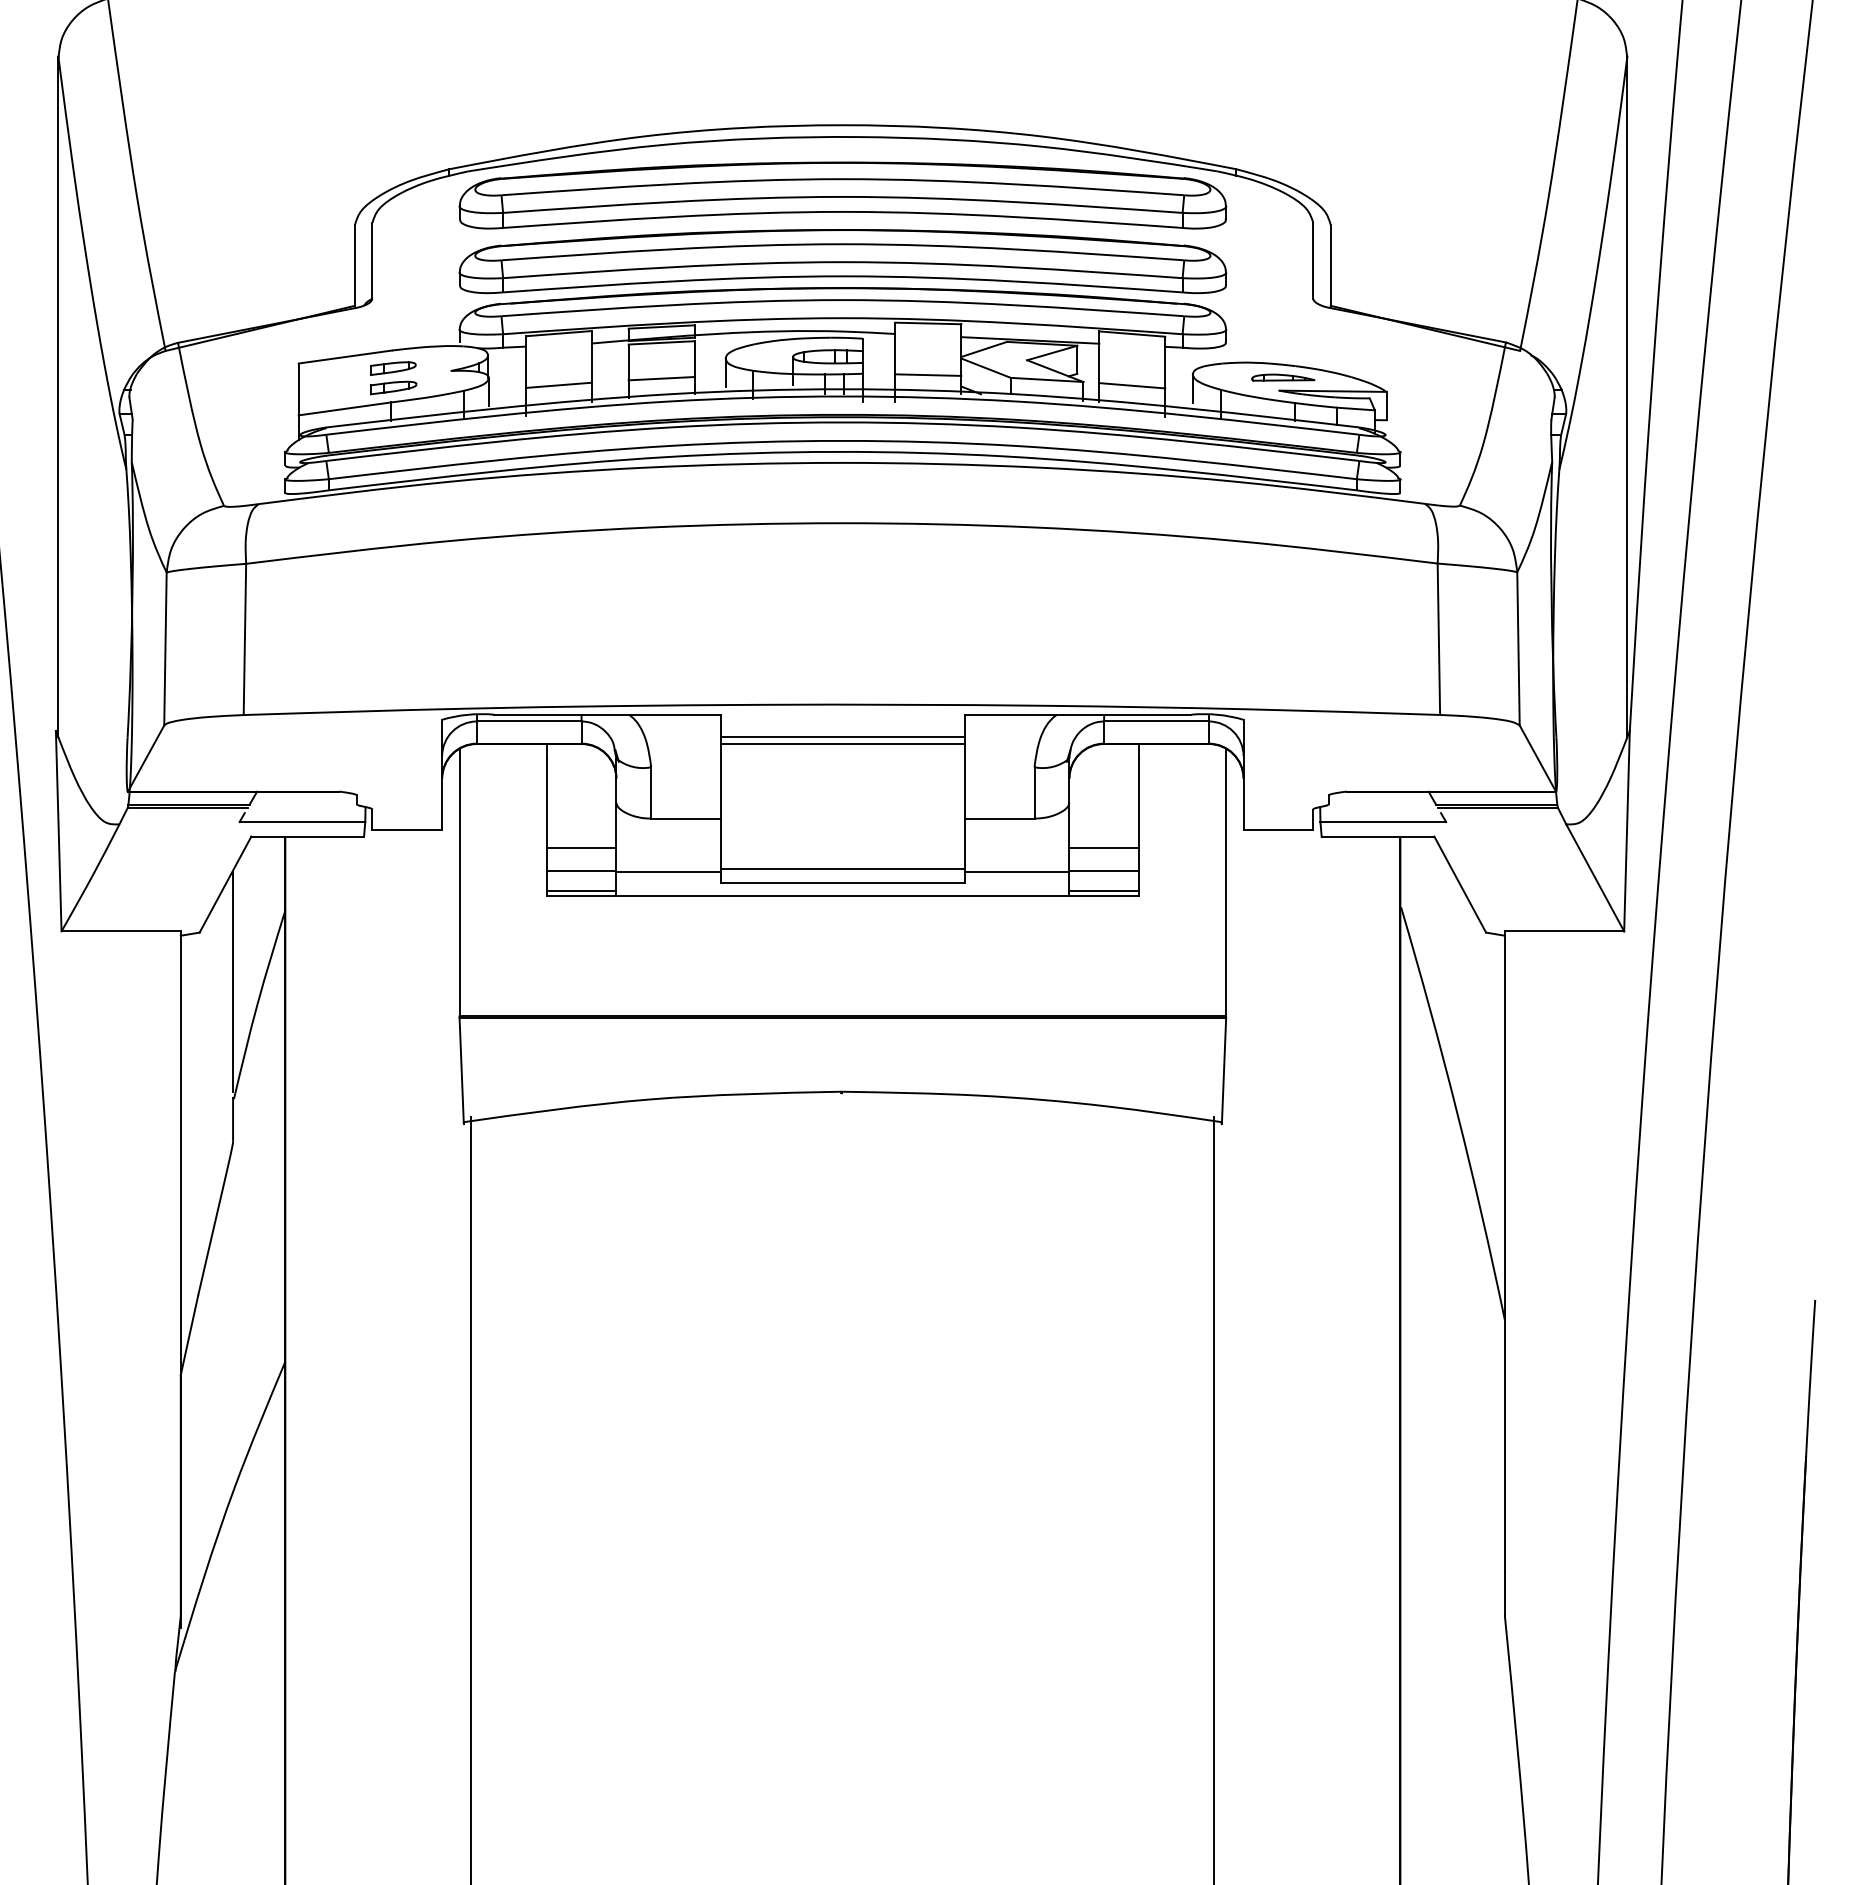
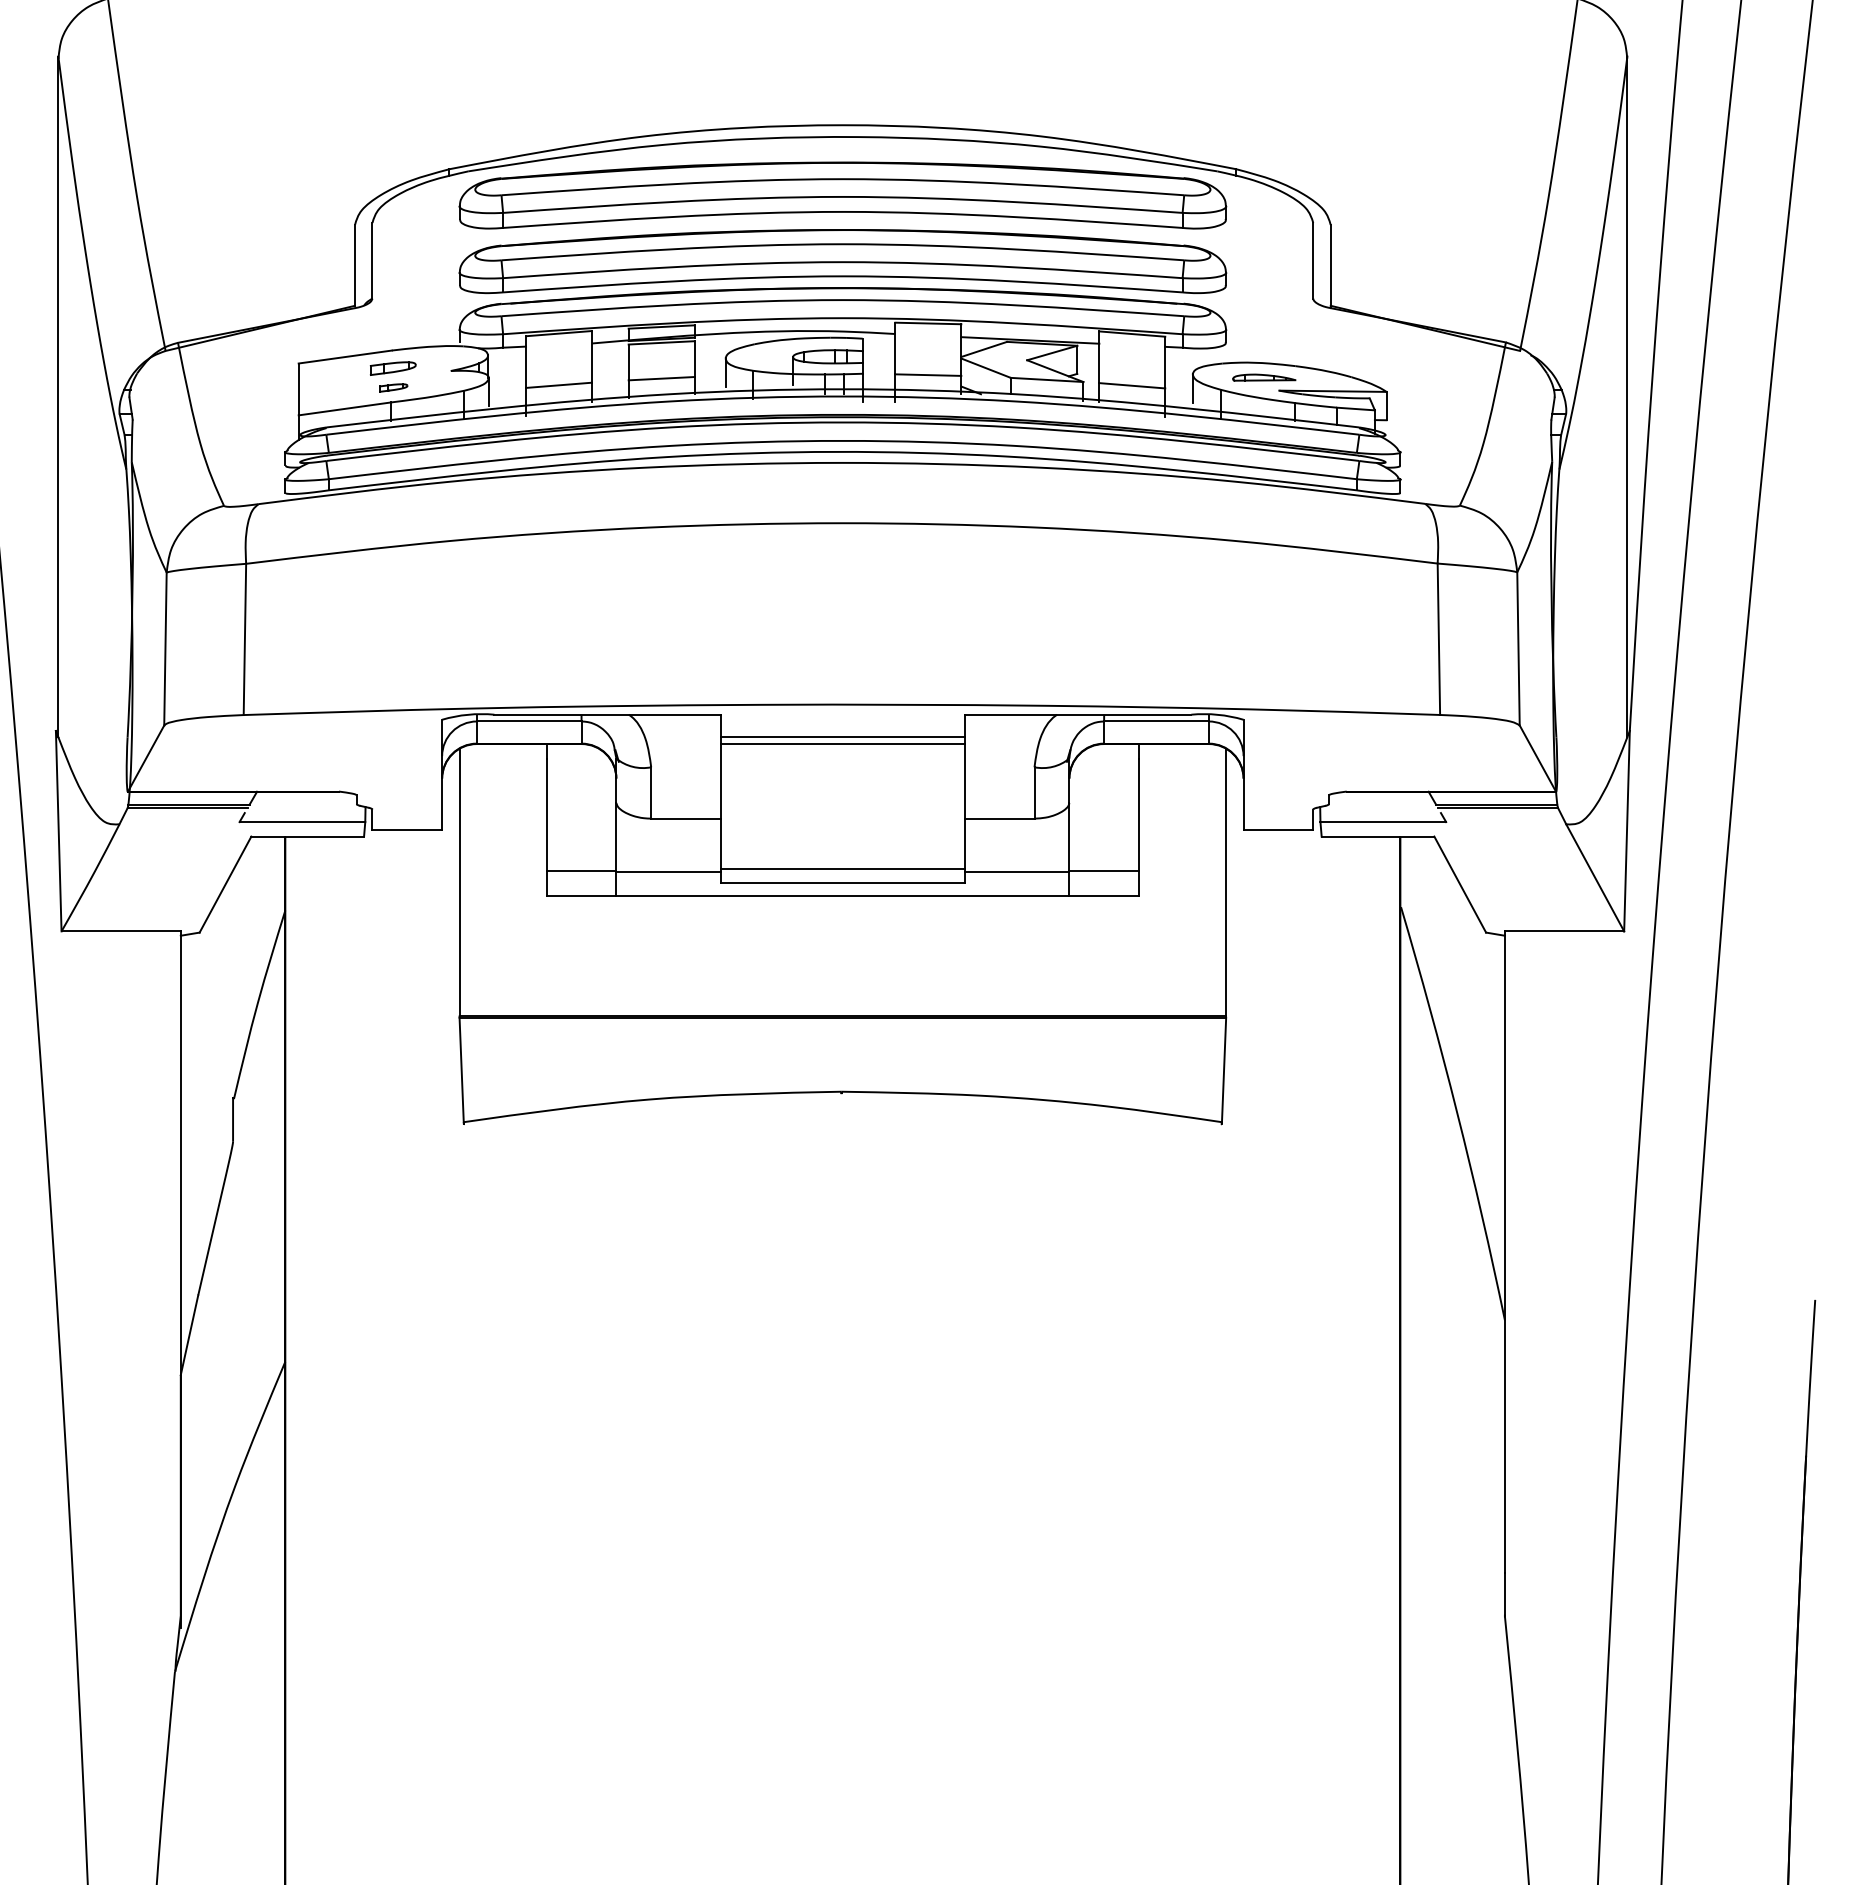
part position: (1283, 377) -> (1264, 377) (1264, 377)
part size: 48x16 px -> 30x10 px (393, 387)
line: present -> none (581, 847)
line: present -> none (1104, 847)
line: present -> none (581, 890)
line: present -> none (1104, 890)
line: present -> none (233, 980)
line: present -> none (471, 1498)
line: present -> none (1214, 1498)
